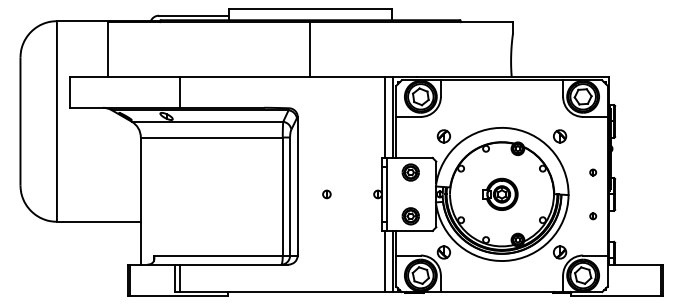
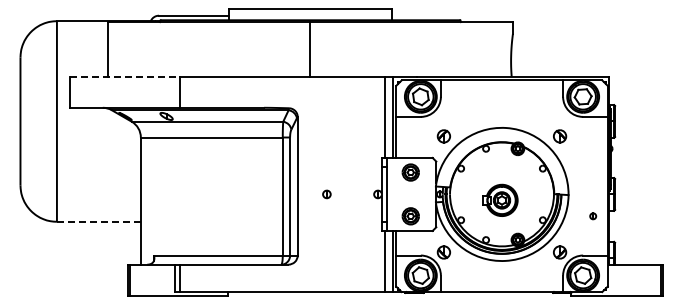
line: solid -> dashed (125, 76)
part: present -> none (593, 172)
part position: (500, 193) -> (500, 199) (500, 199)
line: solid -> dashed (98, 221)
